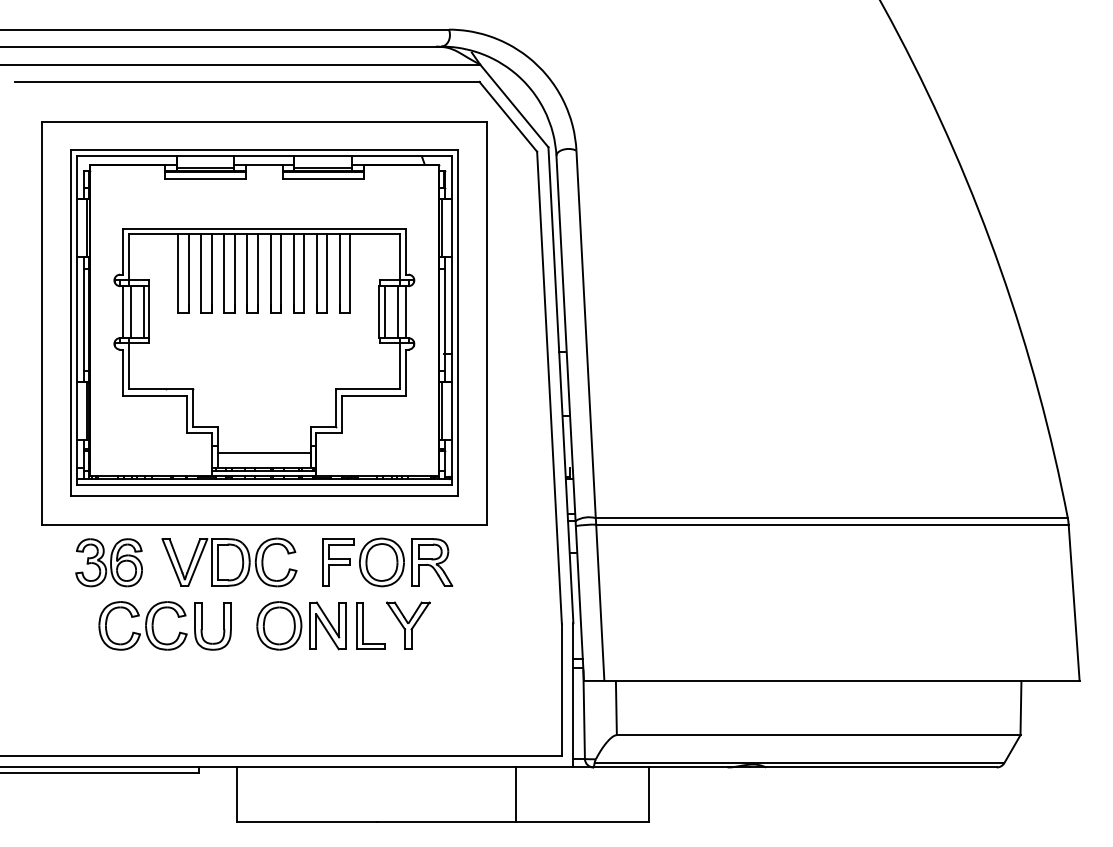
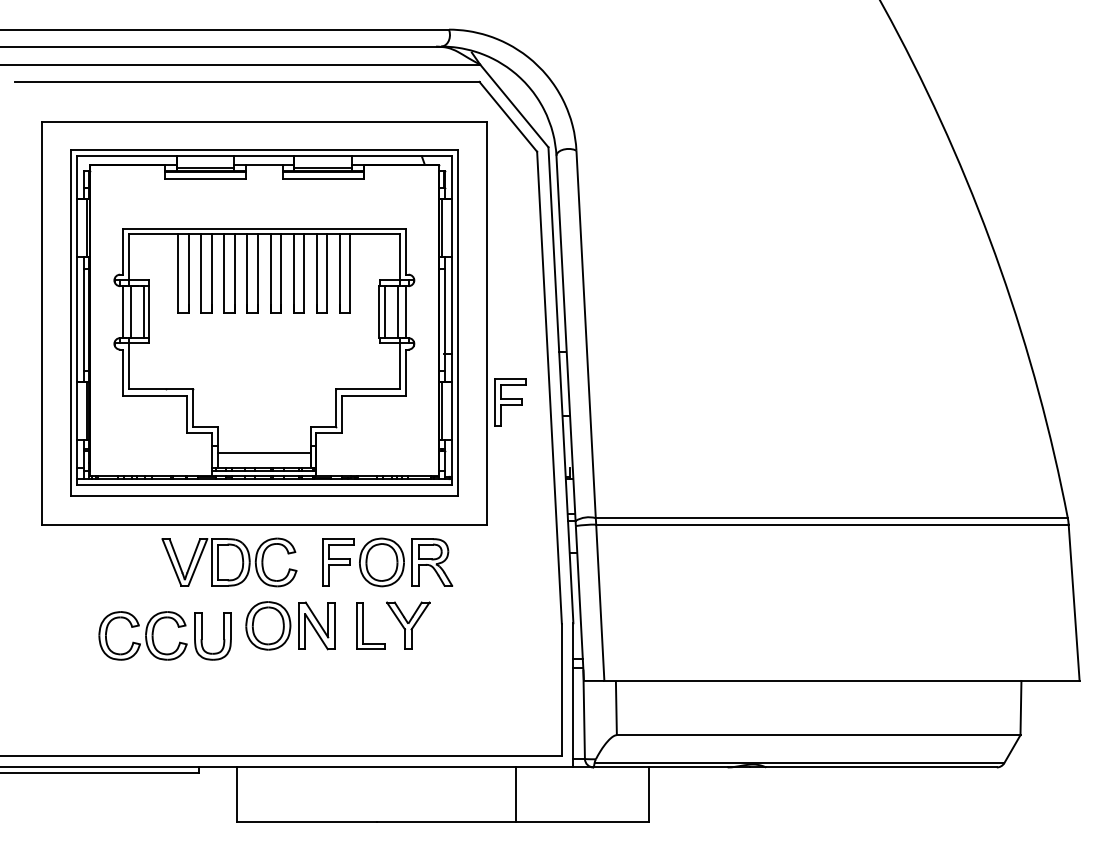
part: none -> present (510, 402)
part: present -> none (108, 562)
part position: (153, 625) -> (153, 635) (153, 635)
part position: (301, 625) -> (290, 625) (290, 625)
